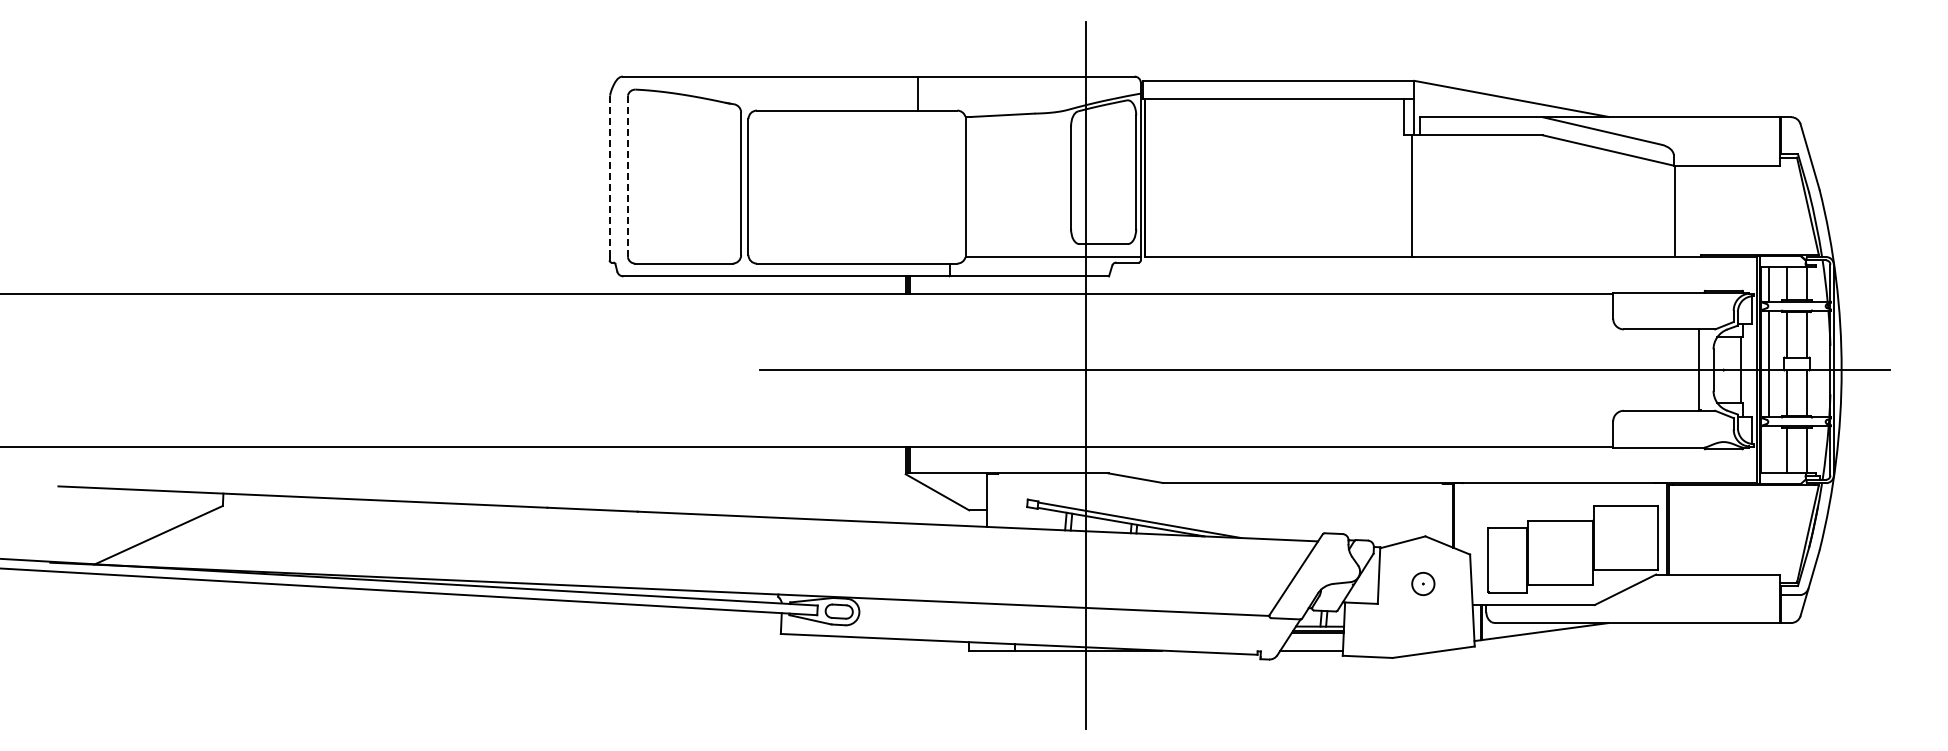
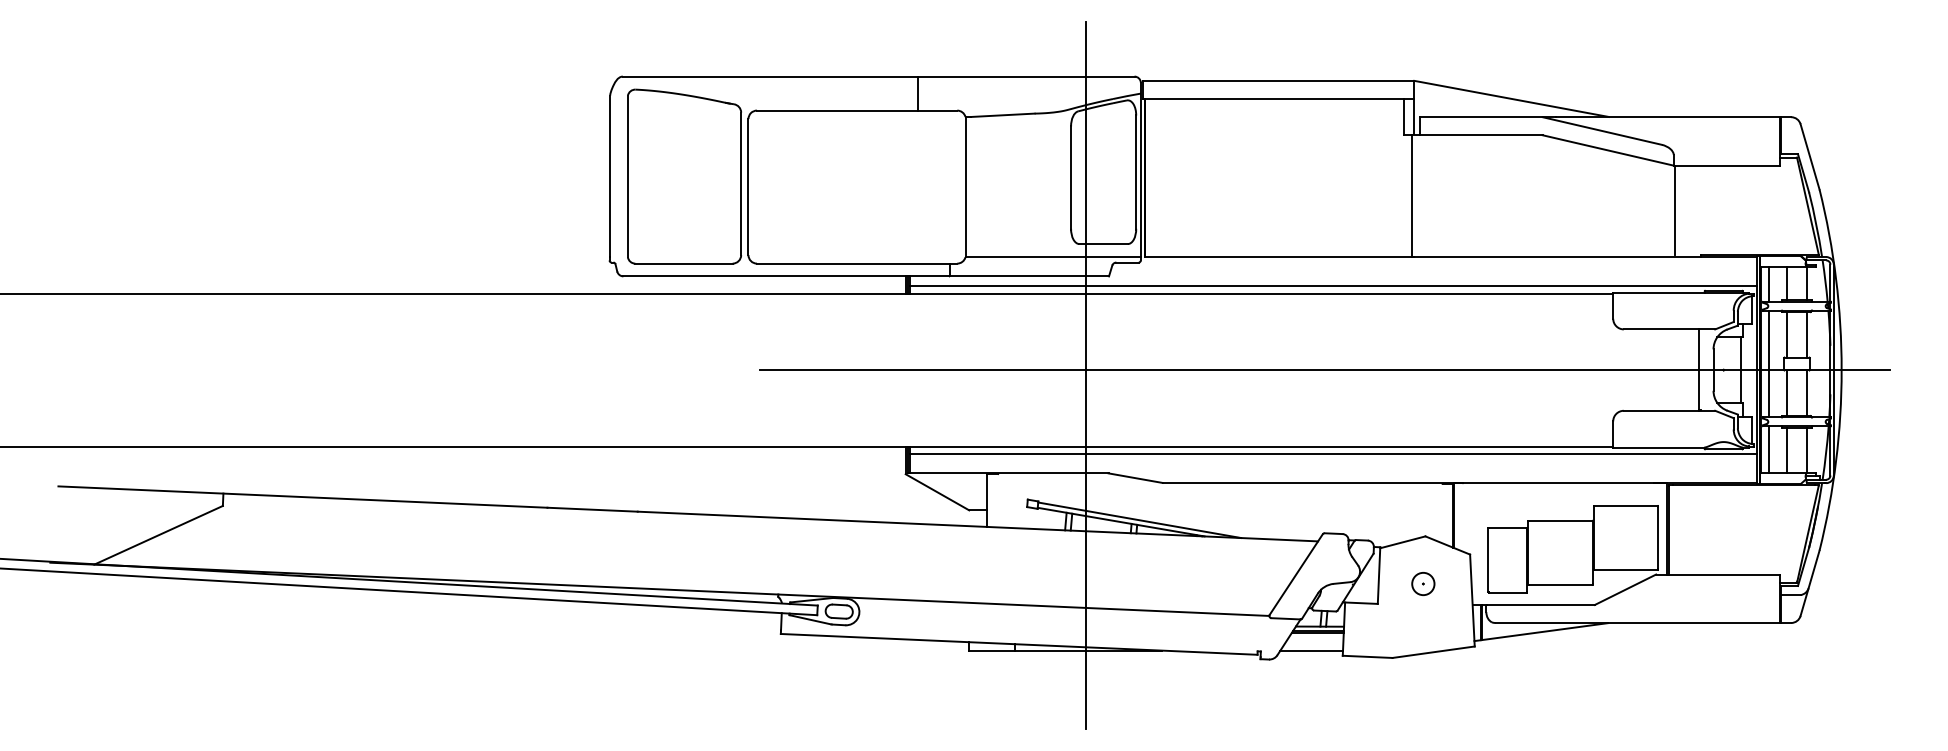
line: dashed -> solid (609, 176)
line: dashed -> solid (627, 176)
line: none -> present (1333, 286)
line: none -> present (1769, 449)
line: none -> present (1333, 454)
